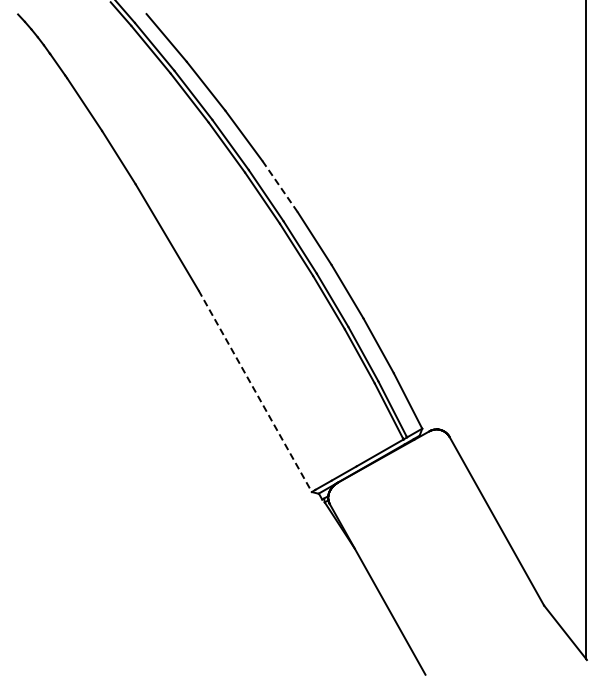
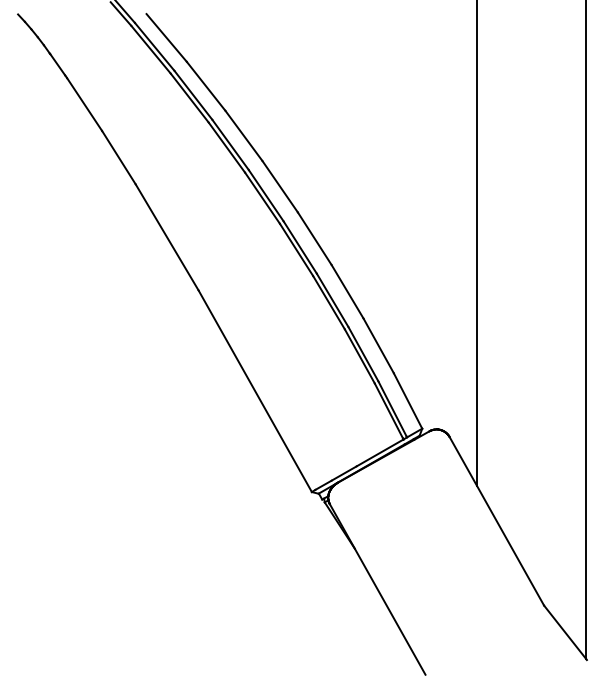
line: dashed -> solid (280, 187)
line: none -> present (477, 244)
line: dashed -> solid (255, 391)
